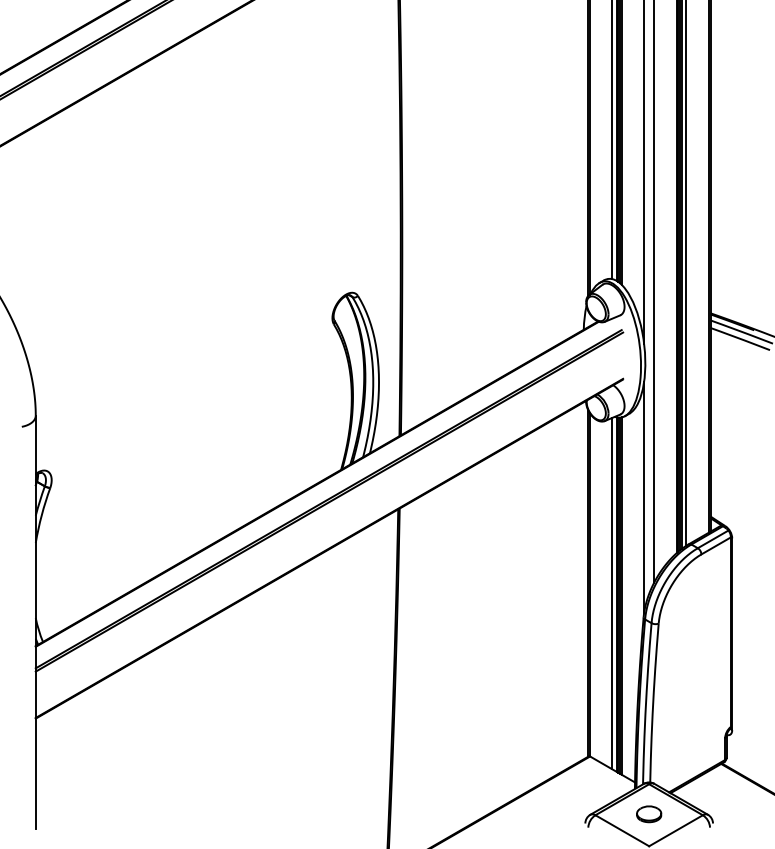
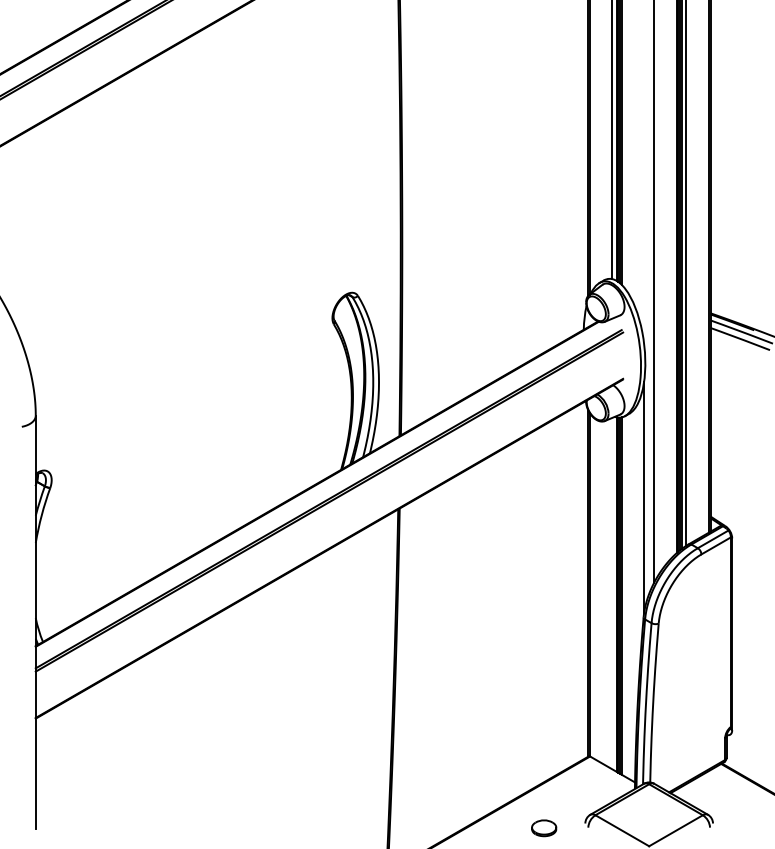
line: present -> none (644, 173)
line: present -> none (612, 593)
part position: (649, 814) -> (544, 828) (544, 828)
